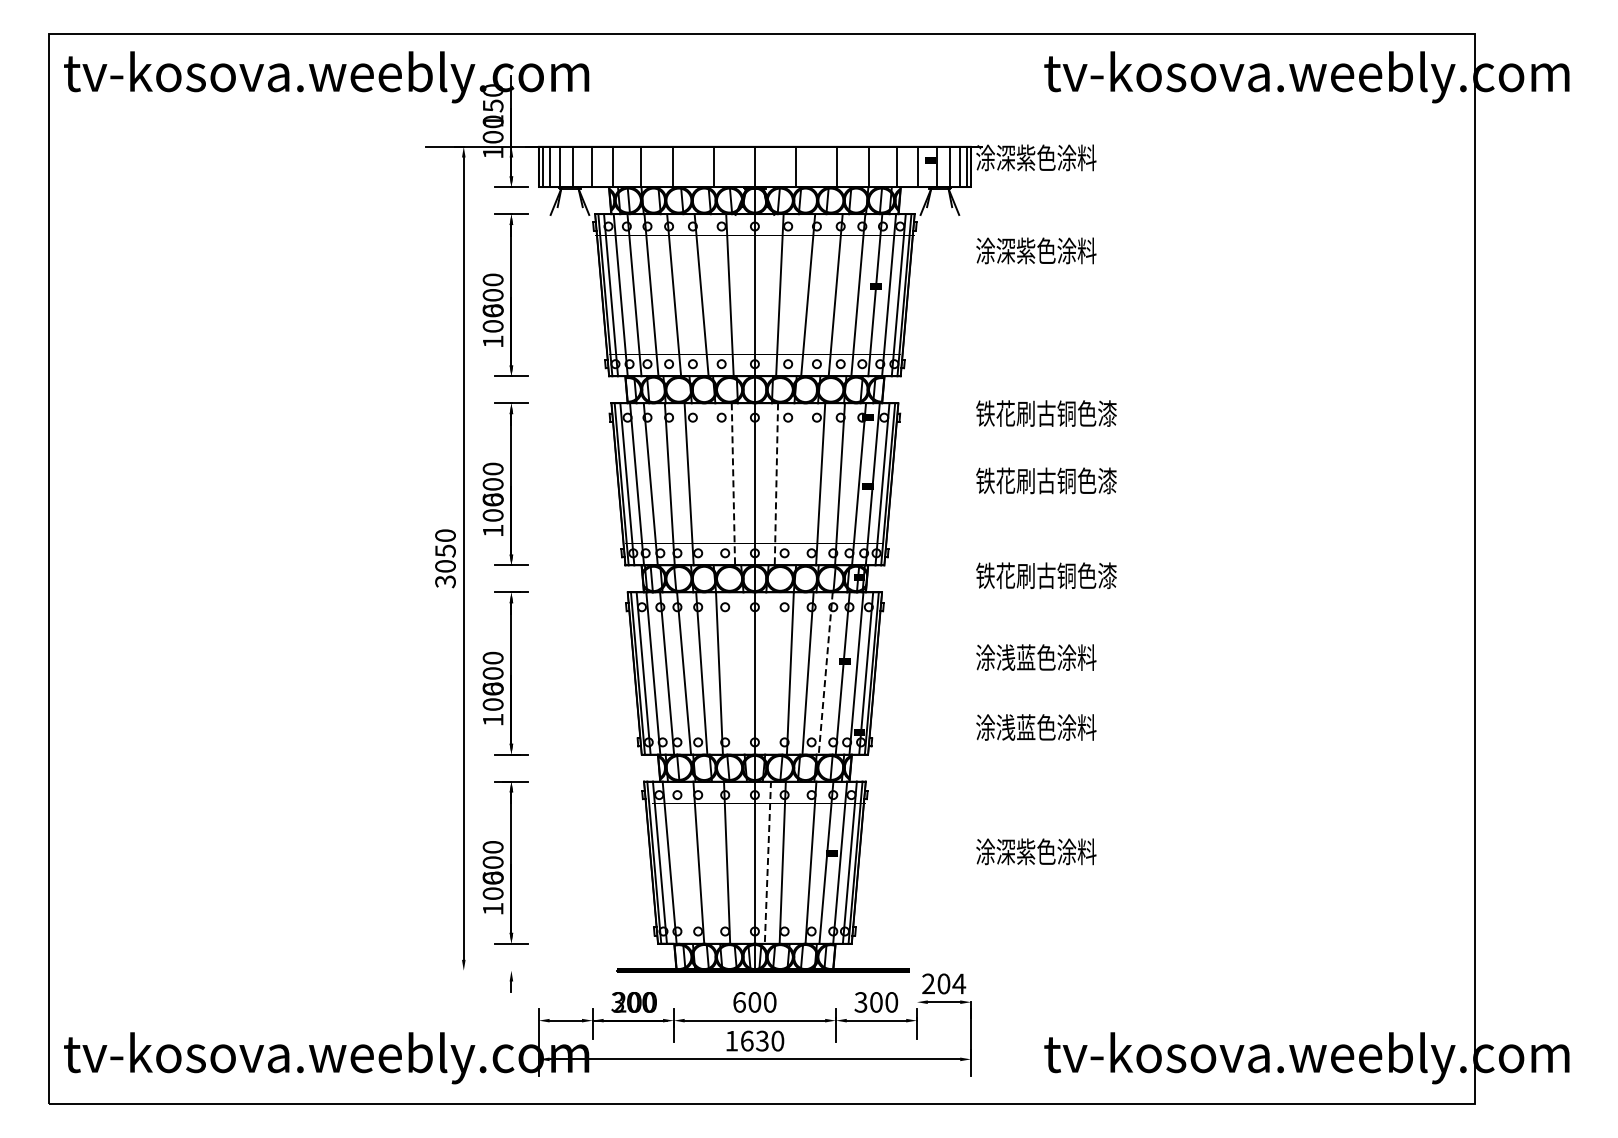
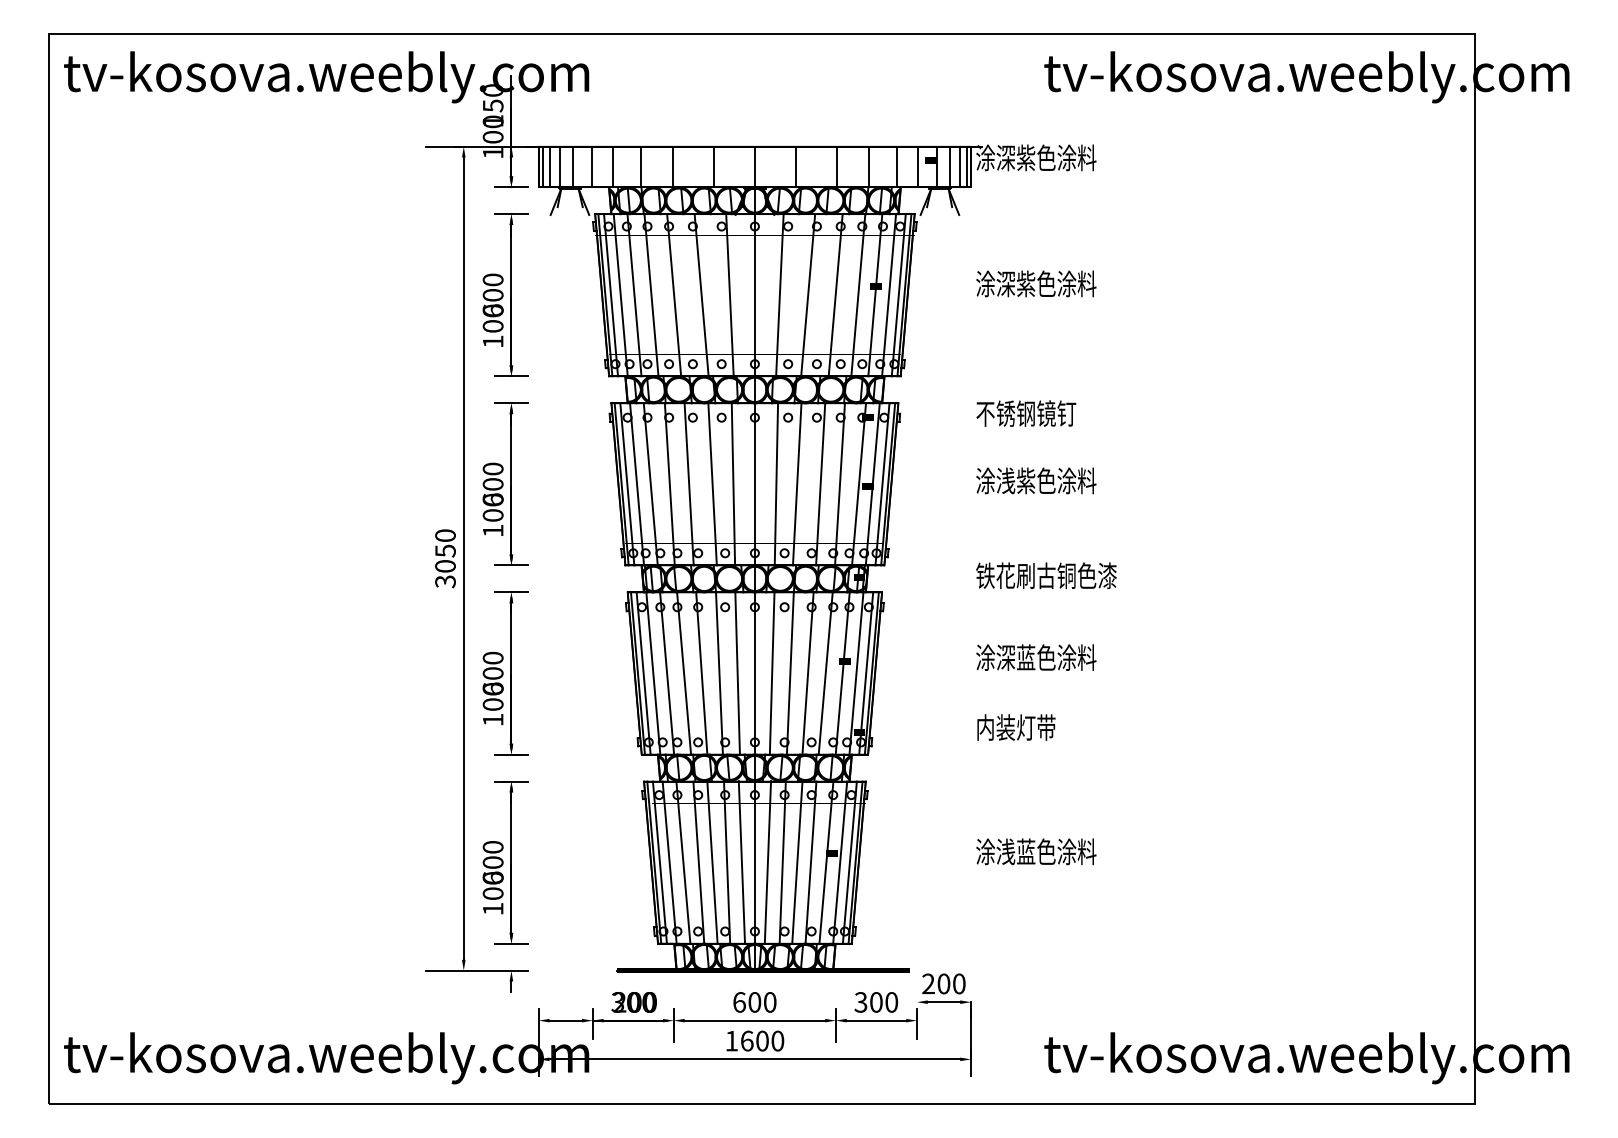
text position: (1036, 250) -> (1036, 283) (1036, 283)
text: 铁花刷古铜色漆 -> 不锈钢镜钉 (1046, 413)
text: 铁花刷古铜色漆 -> 涂浅紫色涂料 (1046, 480)
line: none -> present (712, 484)
line: dashed -> solid (733, 484)
line: dashed -> solid (776, 484)
line: none -> present (796, 484)
text: 涂浅蓝色涂料 -> 涂深蓝色涂料 (1006, 657)
line: none -> present (737, 673)
line: none -> present (771, 673)
line: dashed -> solid (825, 674)
text: 涂浅蓝色涂料 -> 内装灯带 (1036, 727)
text: 涂深紫色涂料 -> 涂浅蓝色涂料 (1016, 851)
line: none -> present (683, 862)
line: none -> present (712, 862)
line: none -> present (741, 862)
line: dashed -> solid (767, 862)
line: none -> present (797, 862)
line: none -> present (477, 970)
text: 204 -> 200 (959, 983)
text: 1630 -> 1600 (762, 1040)
